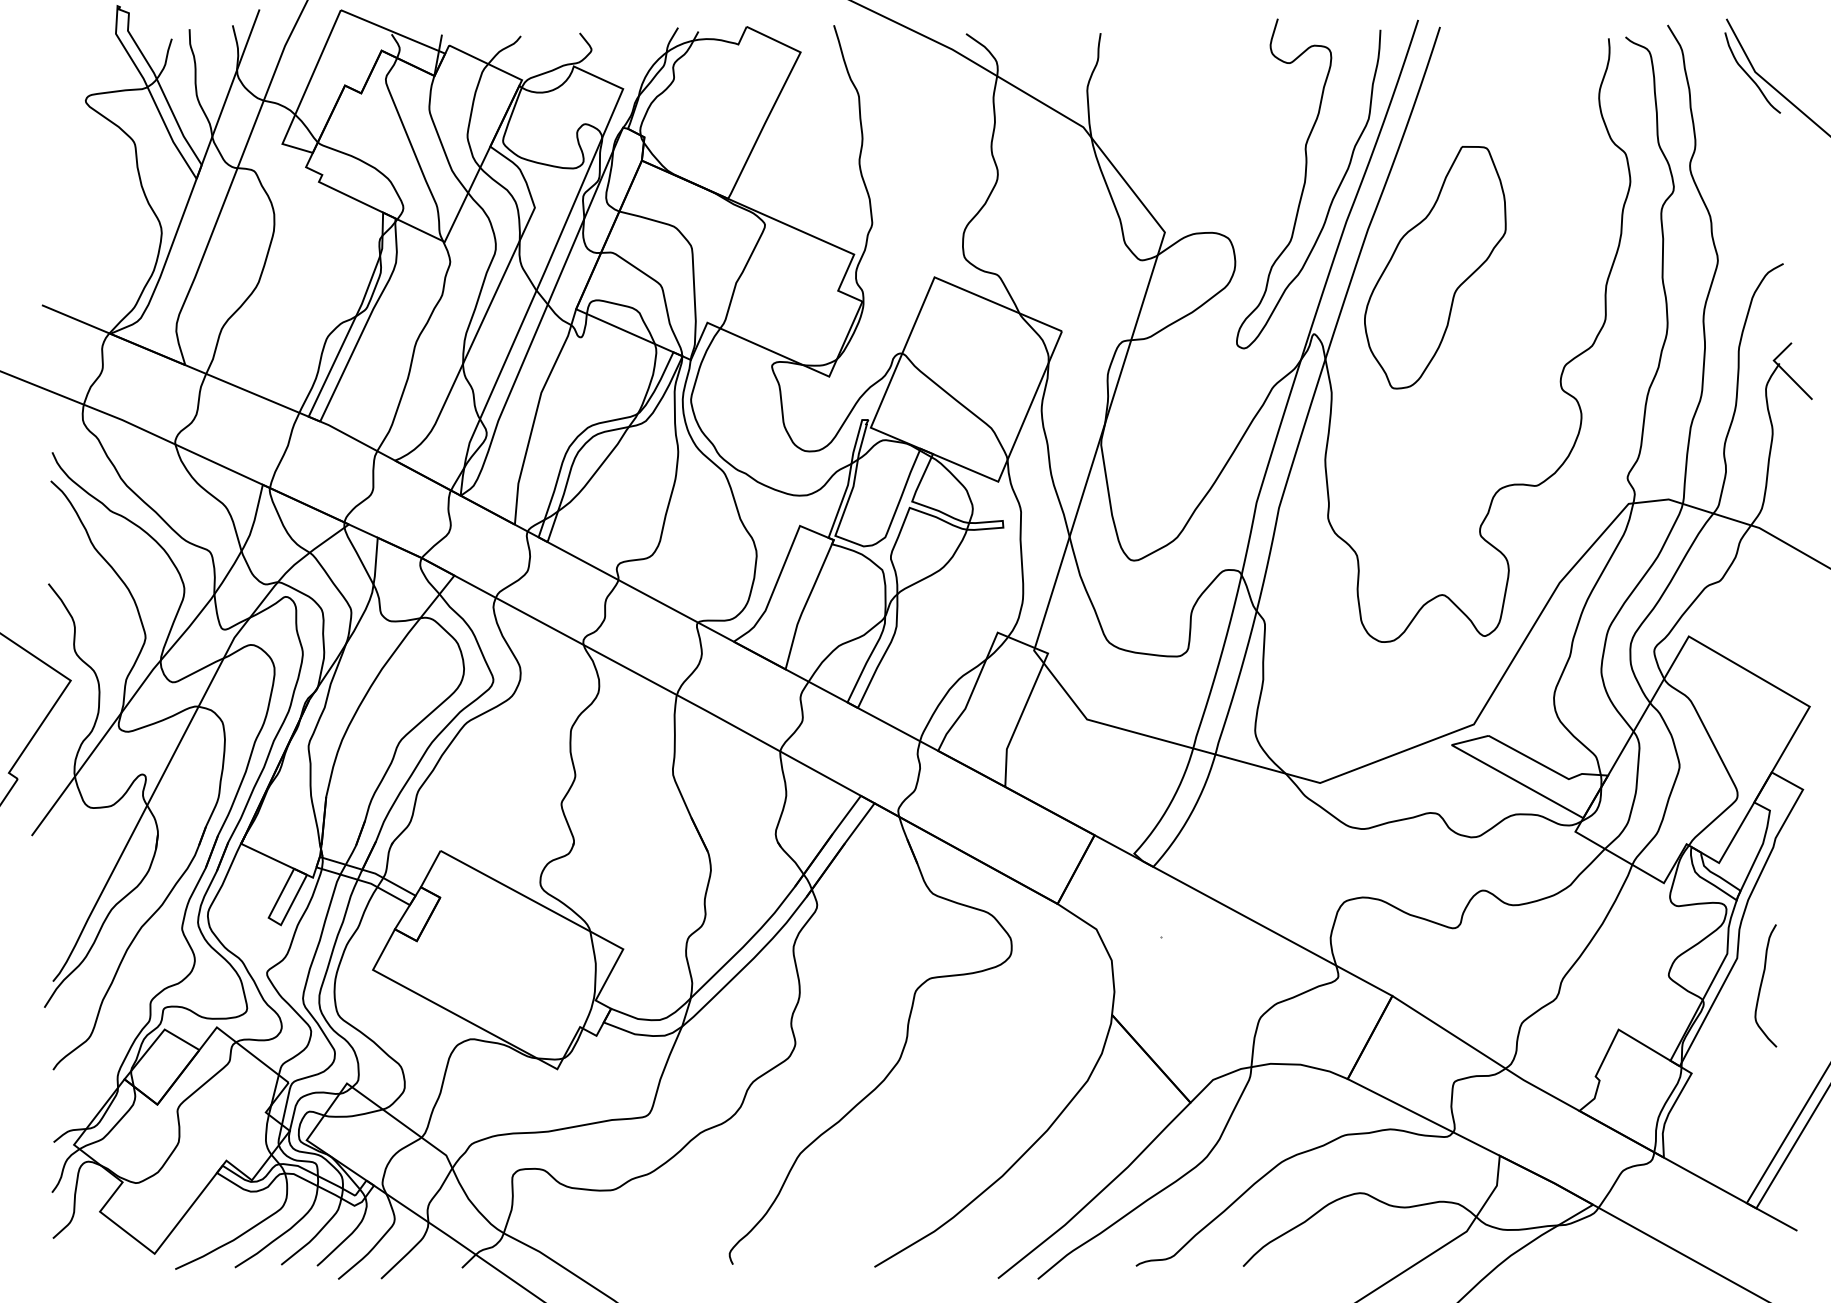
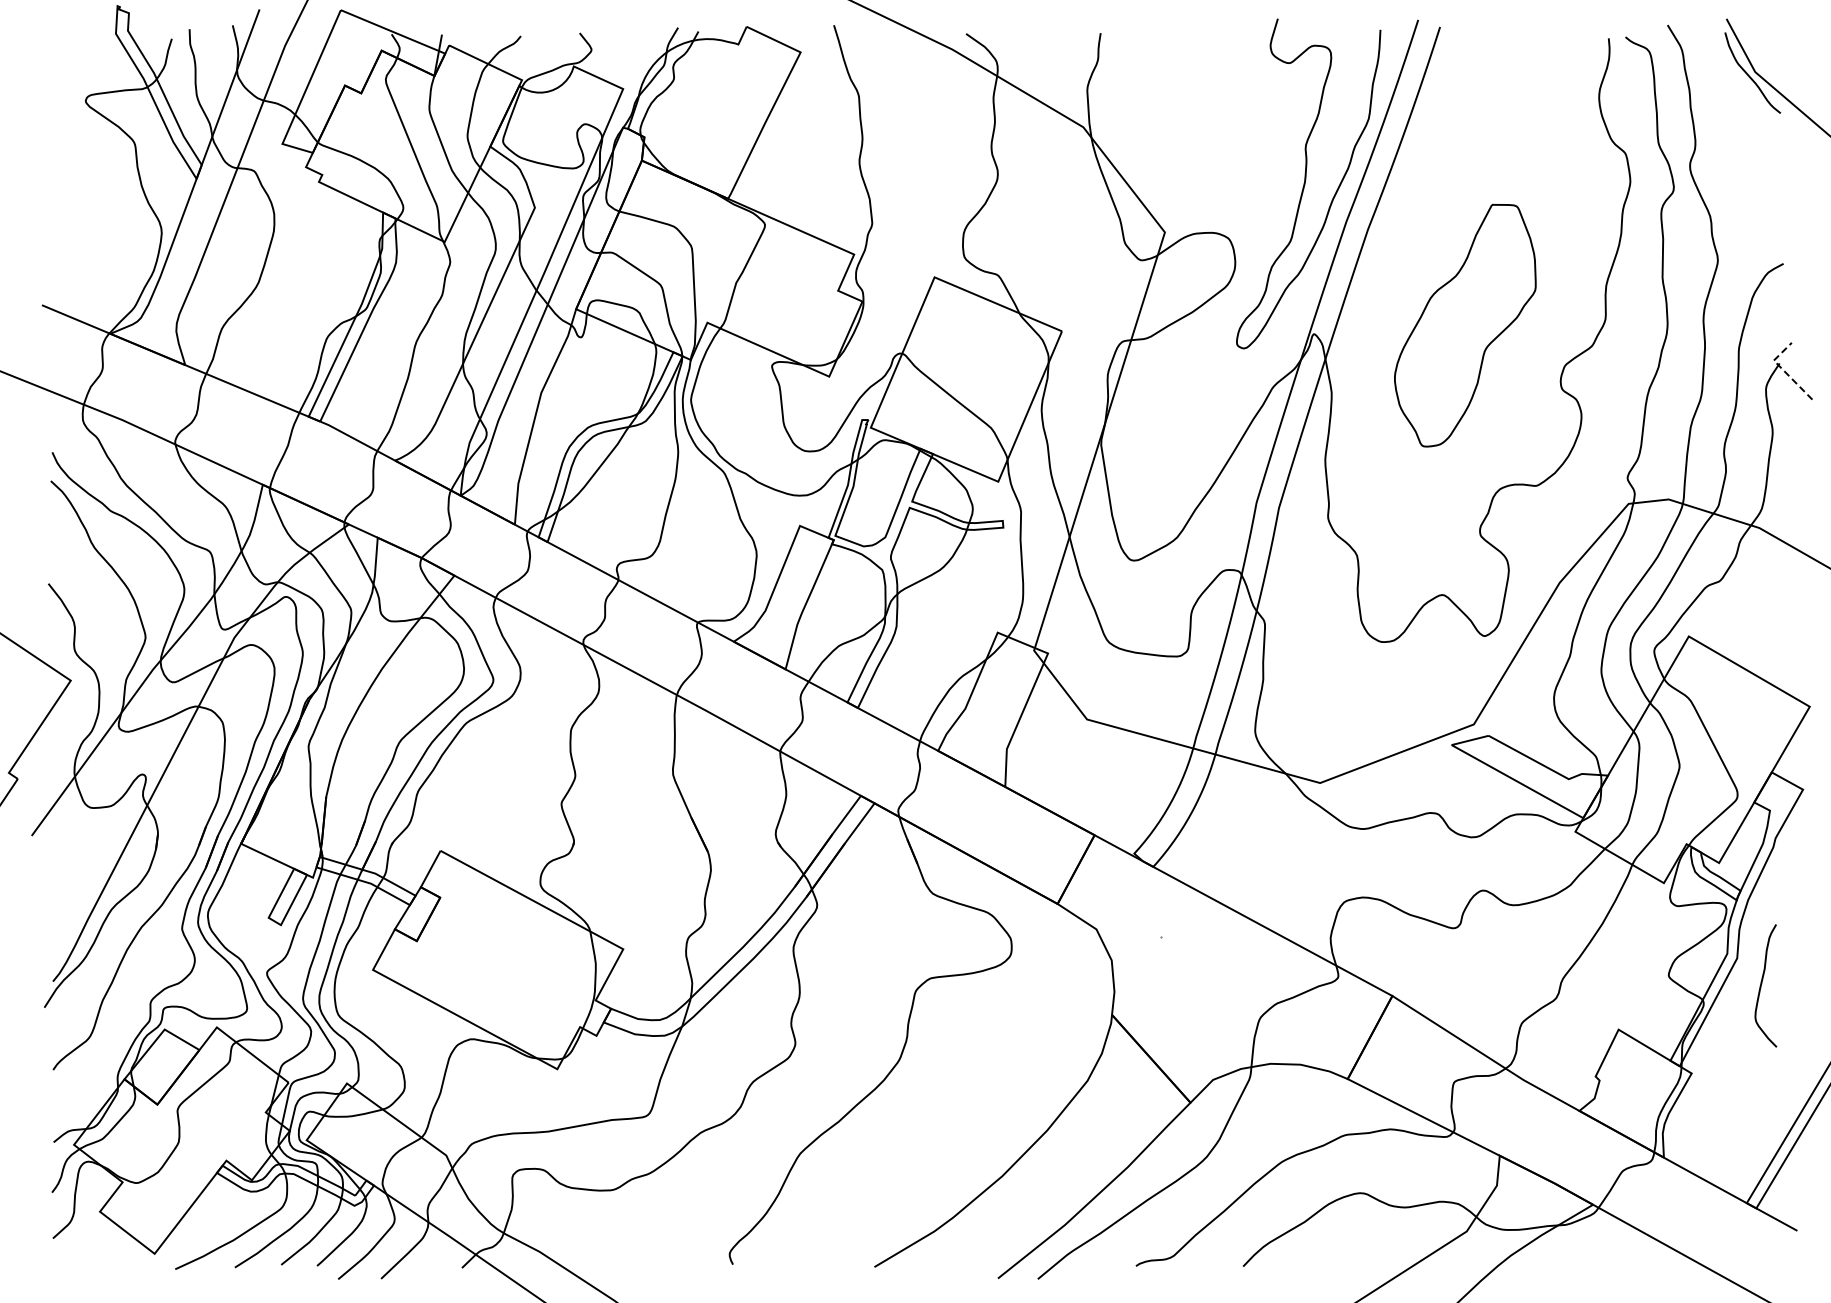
part position: (1435, 267) -> (1465, 325) (1465, 325)
line: solid -> dashed (1783, 370)
